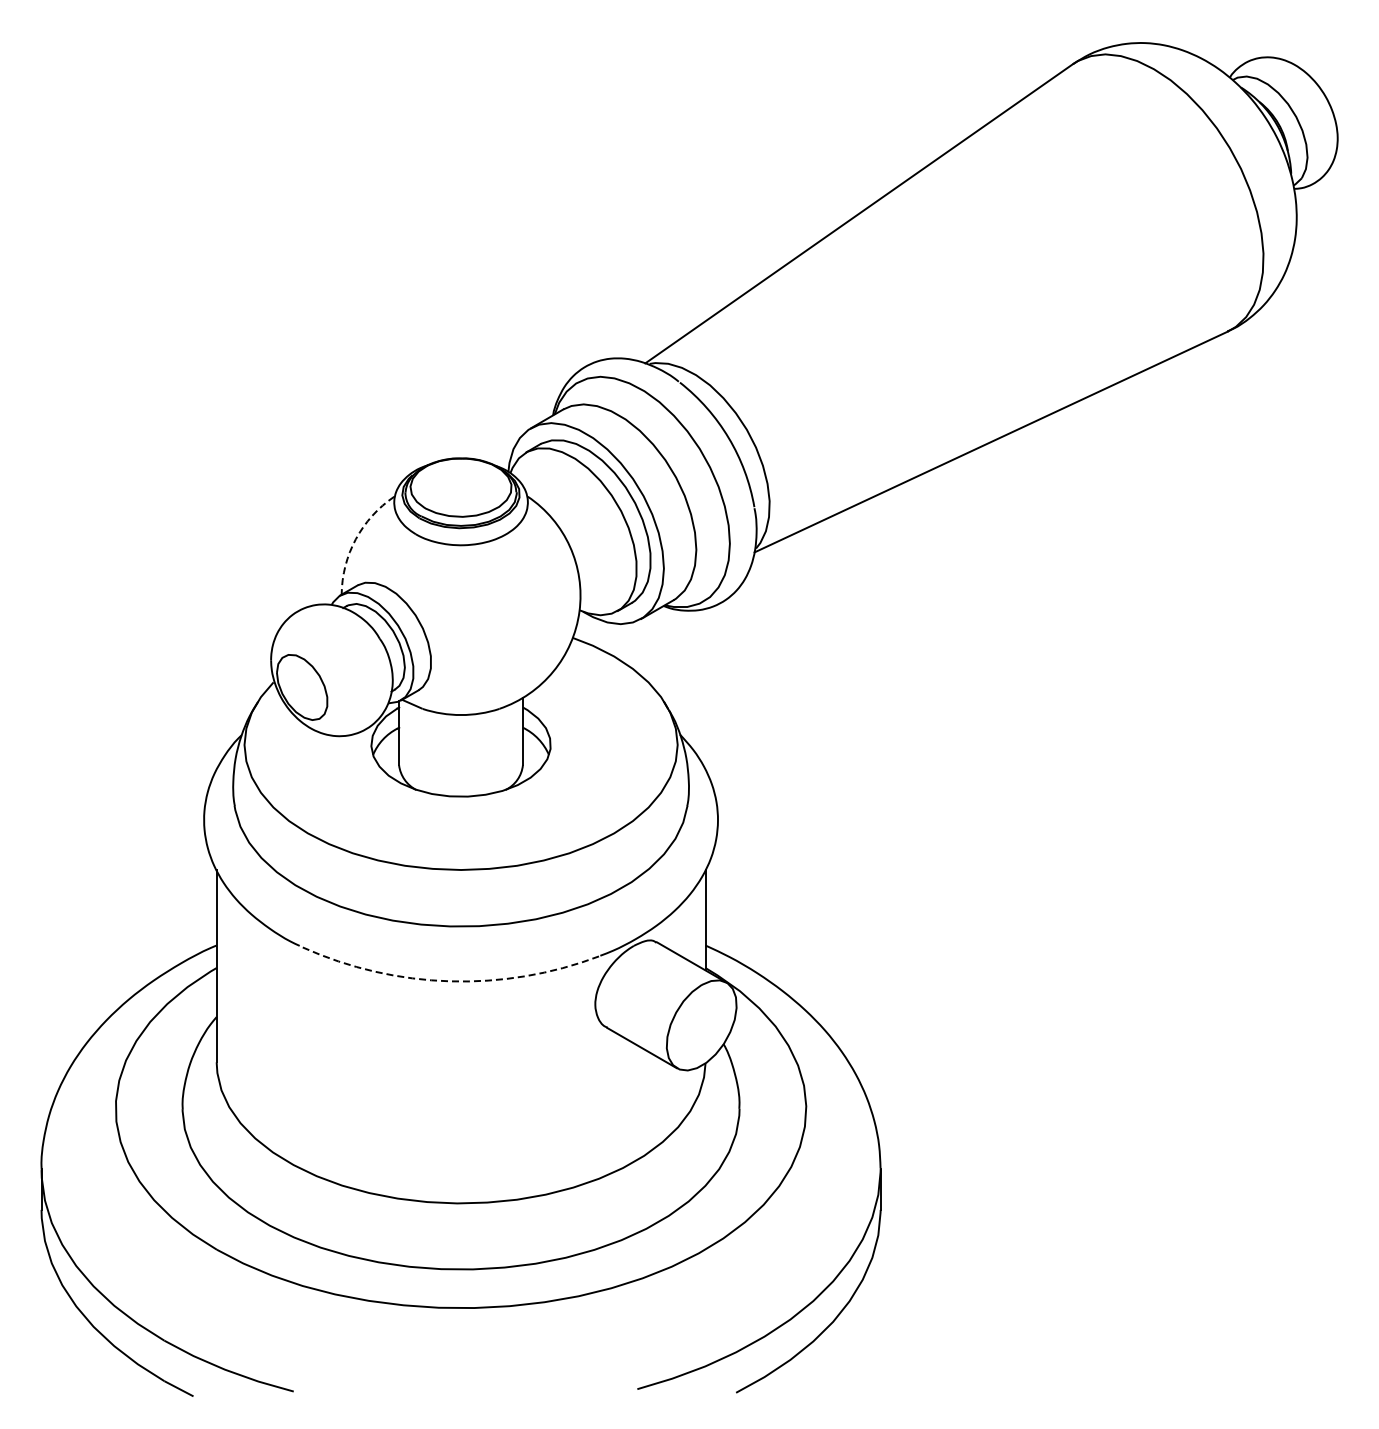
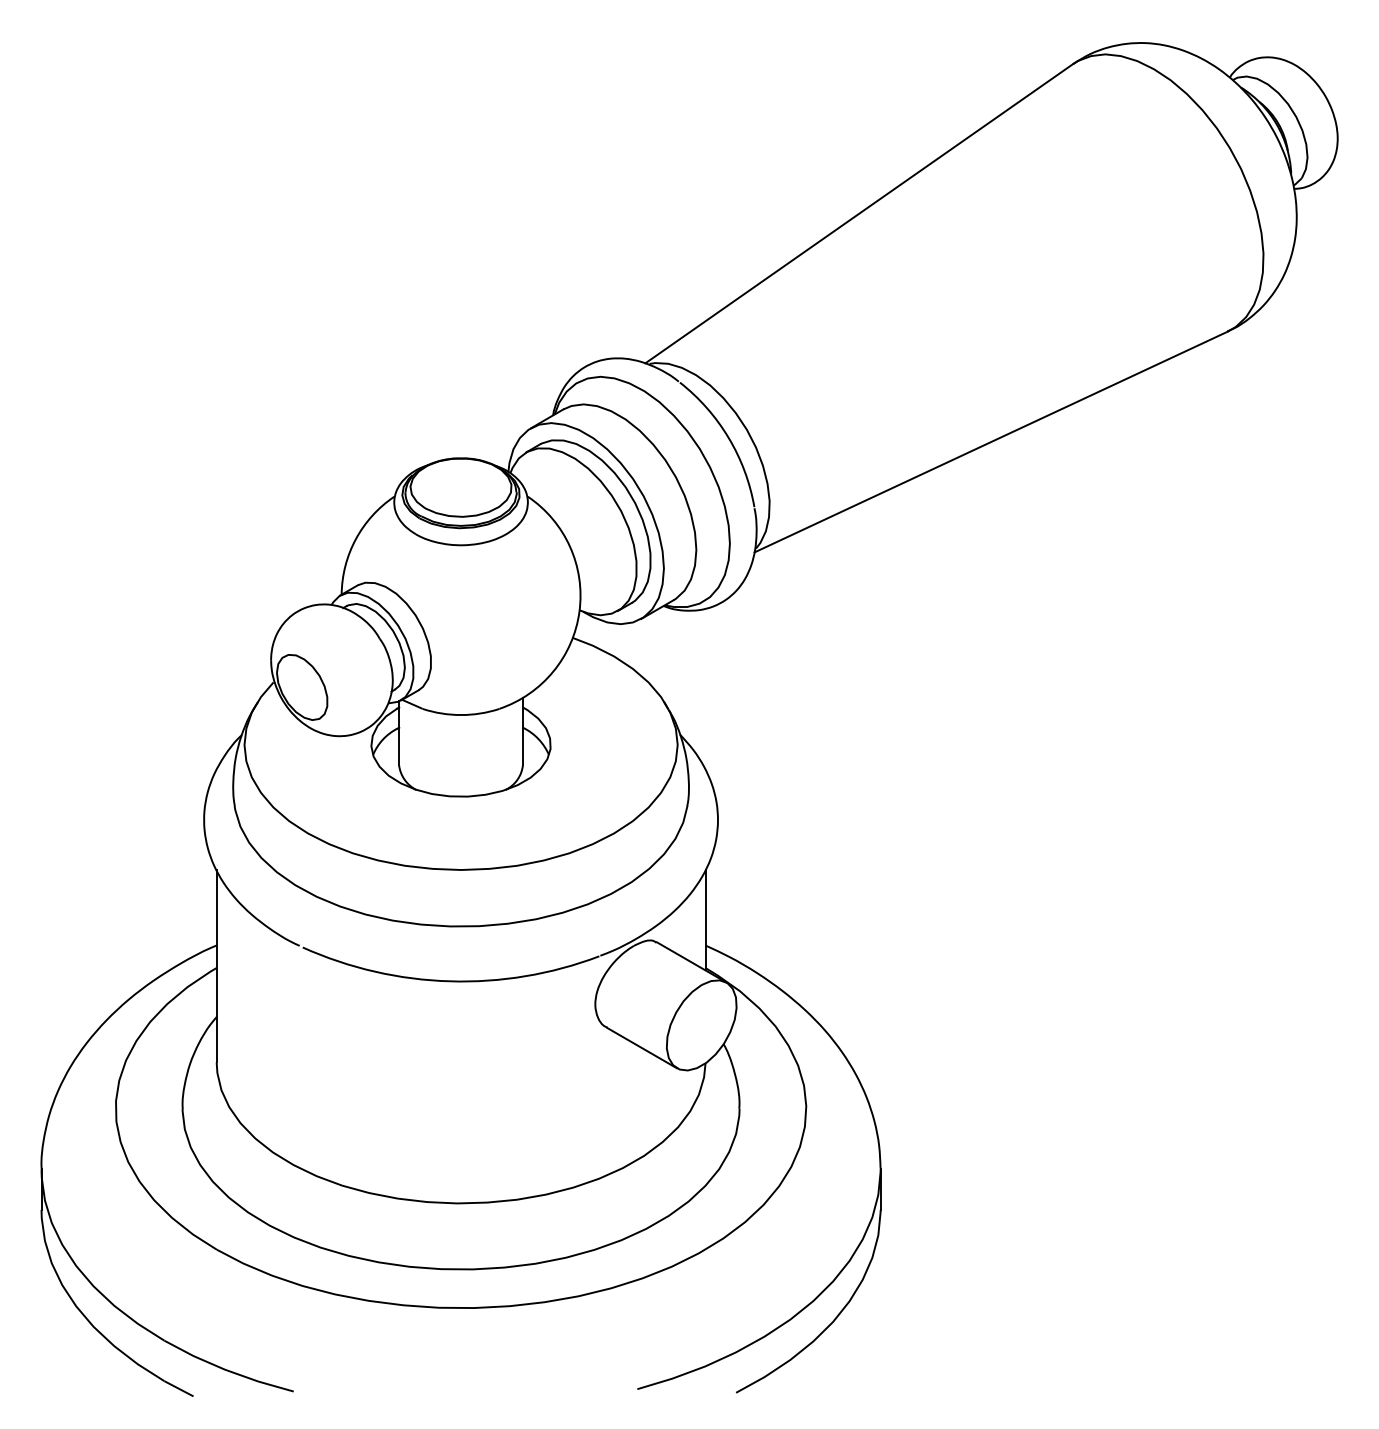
arc: dashed -> solid (355, 539)
arc: dashed -> solid (450, 981)
